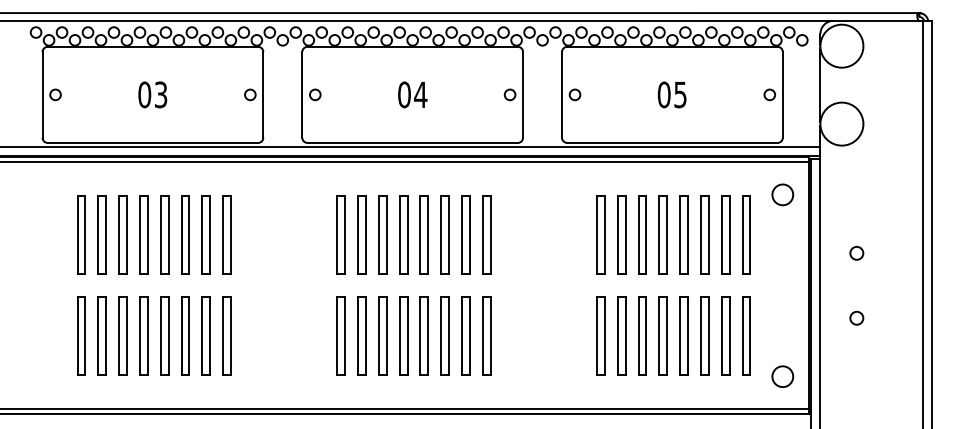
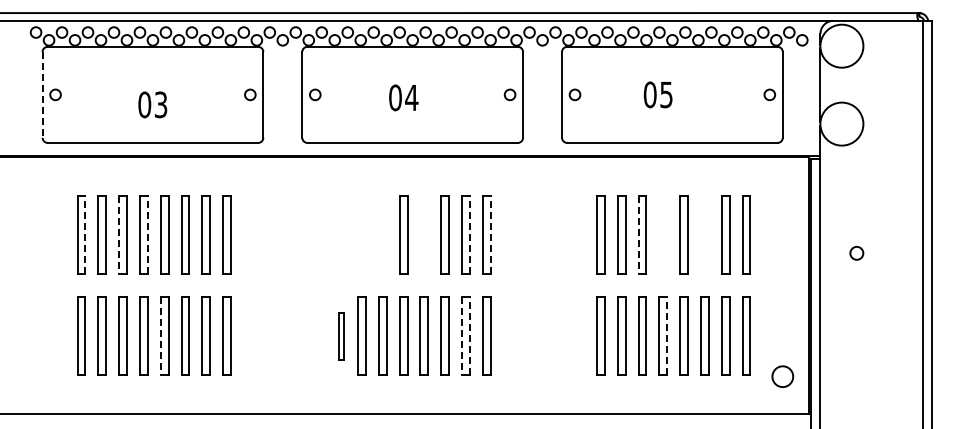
line: solid -> dashed (42, 94)
text position: (152, 94) -> (152, 104) (152, 104)
text position: (412, 94) -> (403, 97) (403, 97)
text position: (671, 94) -> (657, 94) (657, 94)
line: present -> none (411, 146)
line: present -> none (405, 162)
circle: present -> none (782, 194)
part: present -> none (340, 234)
part: present -> none (361, 234)
part: present -> none (382, 234)
part: present -> none (423, 234)
part: present -> none (662, 234)
part: present -> none (704, 234)
line: solid -> dashed (85, 235)
line: solid -> dashed (119, 235)
line: solid -> dashed (147, 235)
line: solid -> dashed (469, 235)
line: solid -> dashed (490, 235)
line: solid -> dashed (638, 235)
circle: present -> none (856, 317)
part size: 10x80 px -> 7x49 px (341, 336)
line: solid -> dashed (160, 336)
line: solid -> dashed (462, 336)
line: solid -> dashed (469, 336)
line: solid -> dashed (667, 336)
line: present -> none (405, 409)
